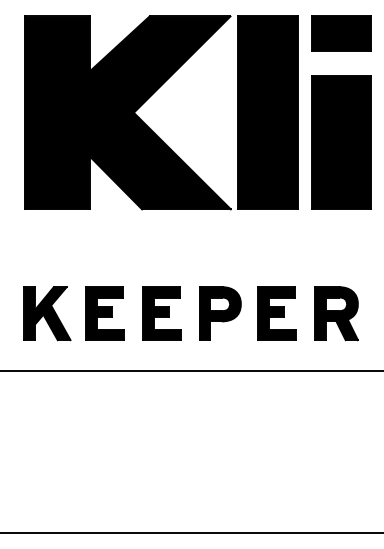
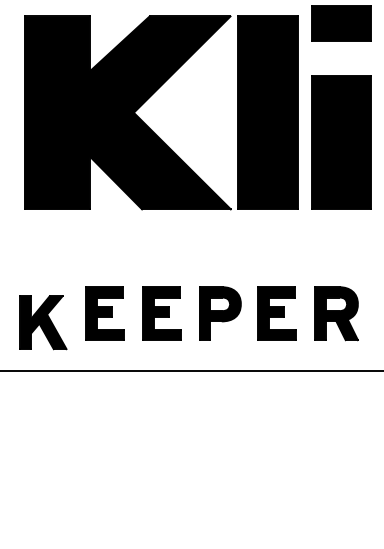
part position: (341, 33) -> (341, 23) (341, 23)
part position: (47, 313) -> (43, 322) (43, 322)
line: present -> none (191, 532)
